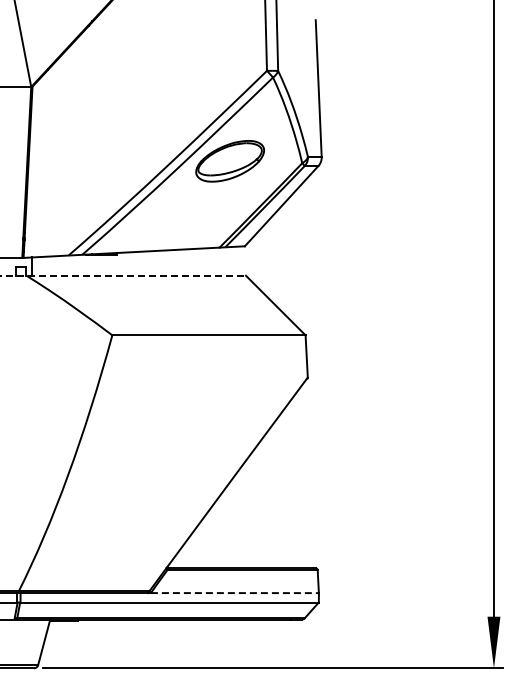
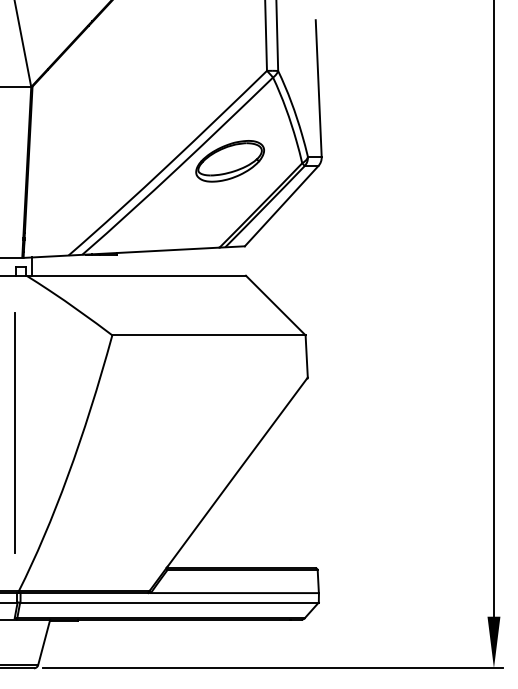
line: dashed -> solid (123, 275)
line: none -> present (15, 432)
line: dashed -> solid (235, 593)
